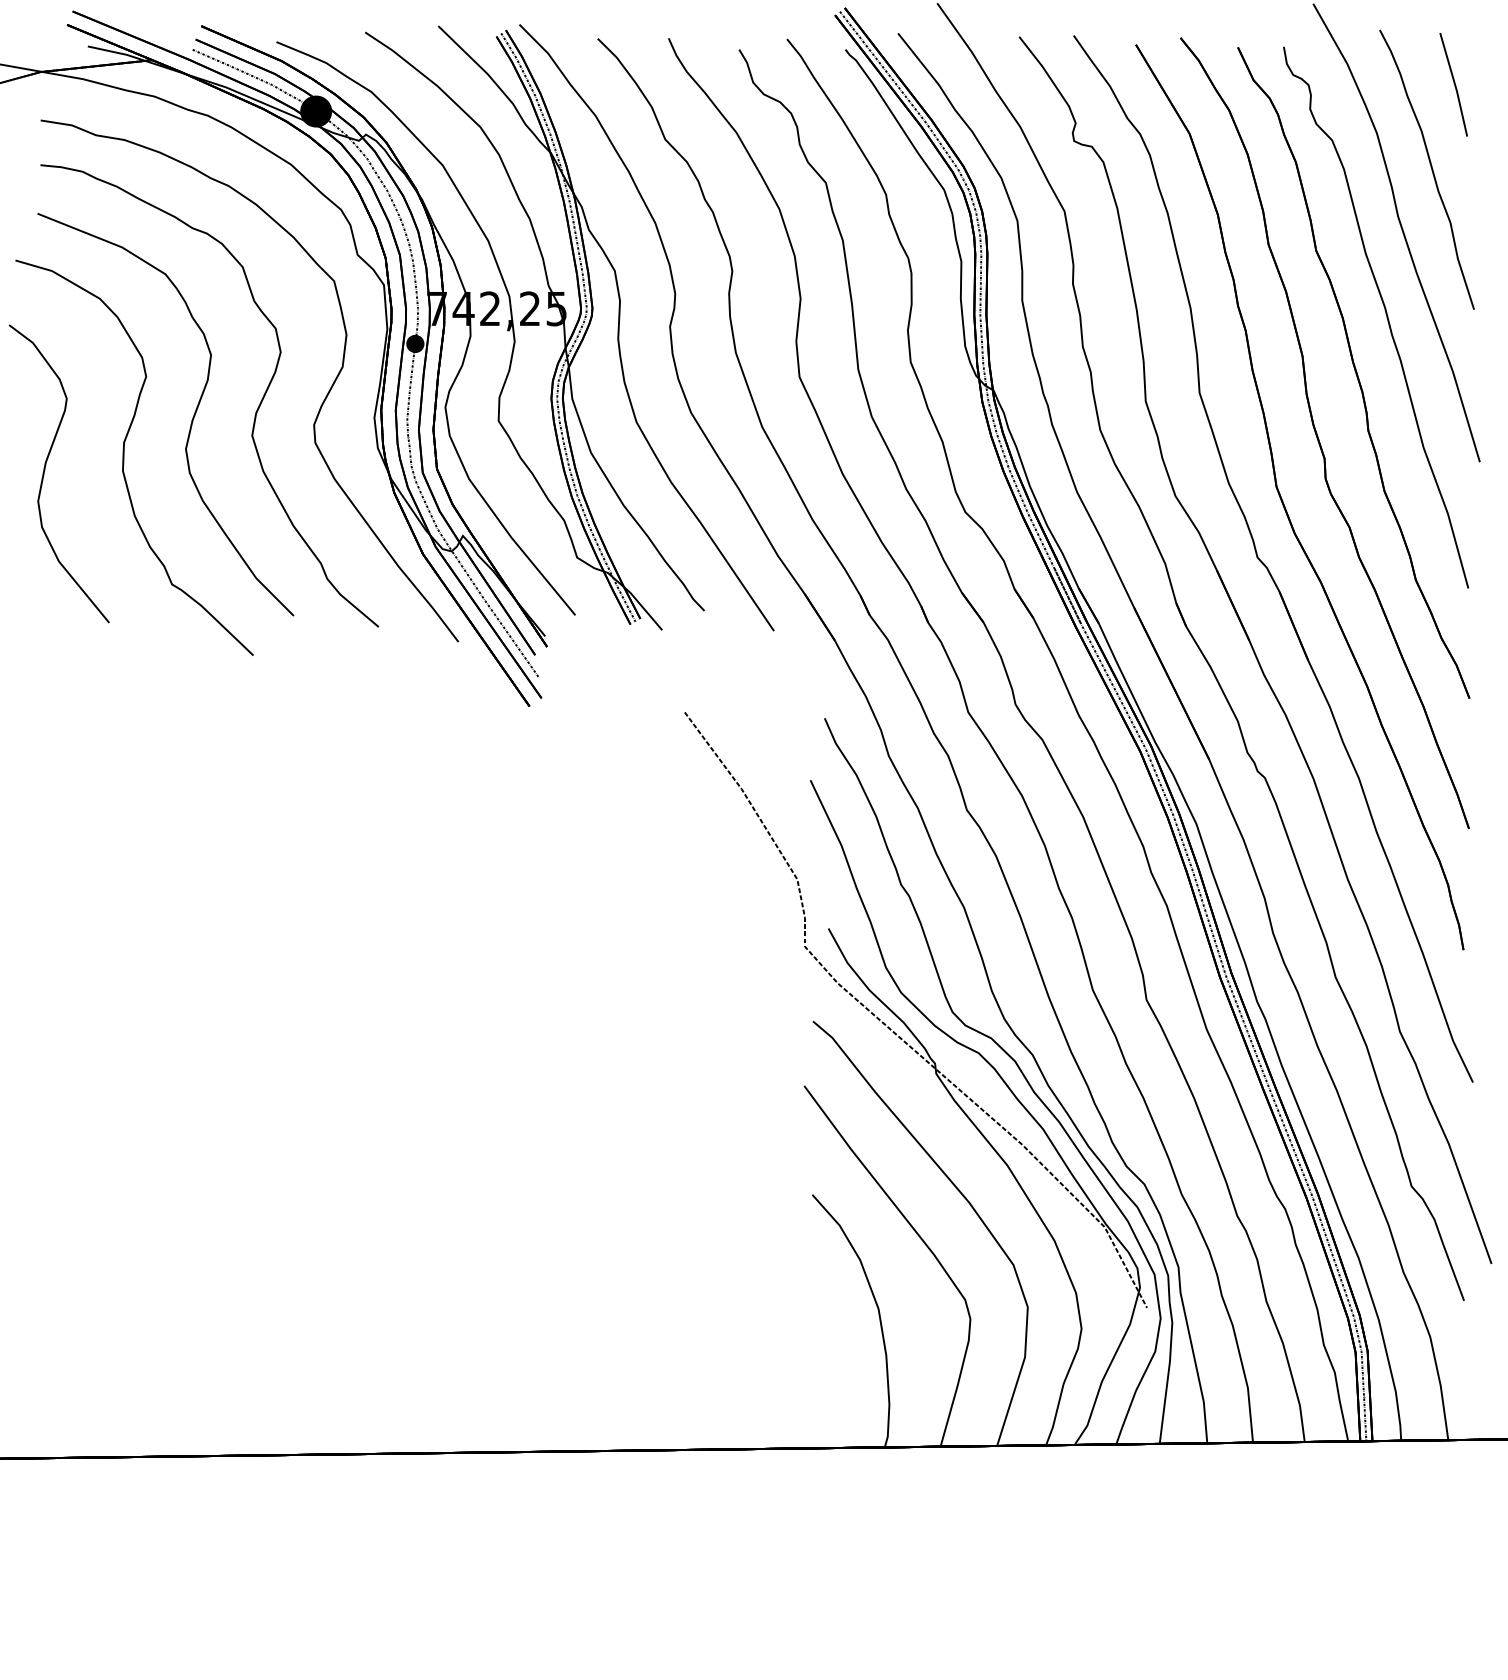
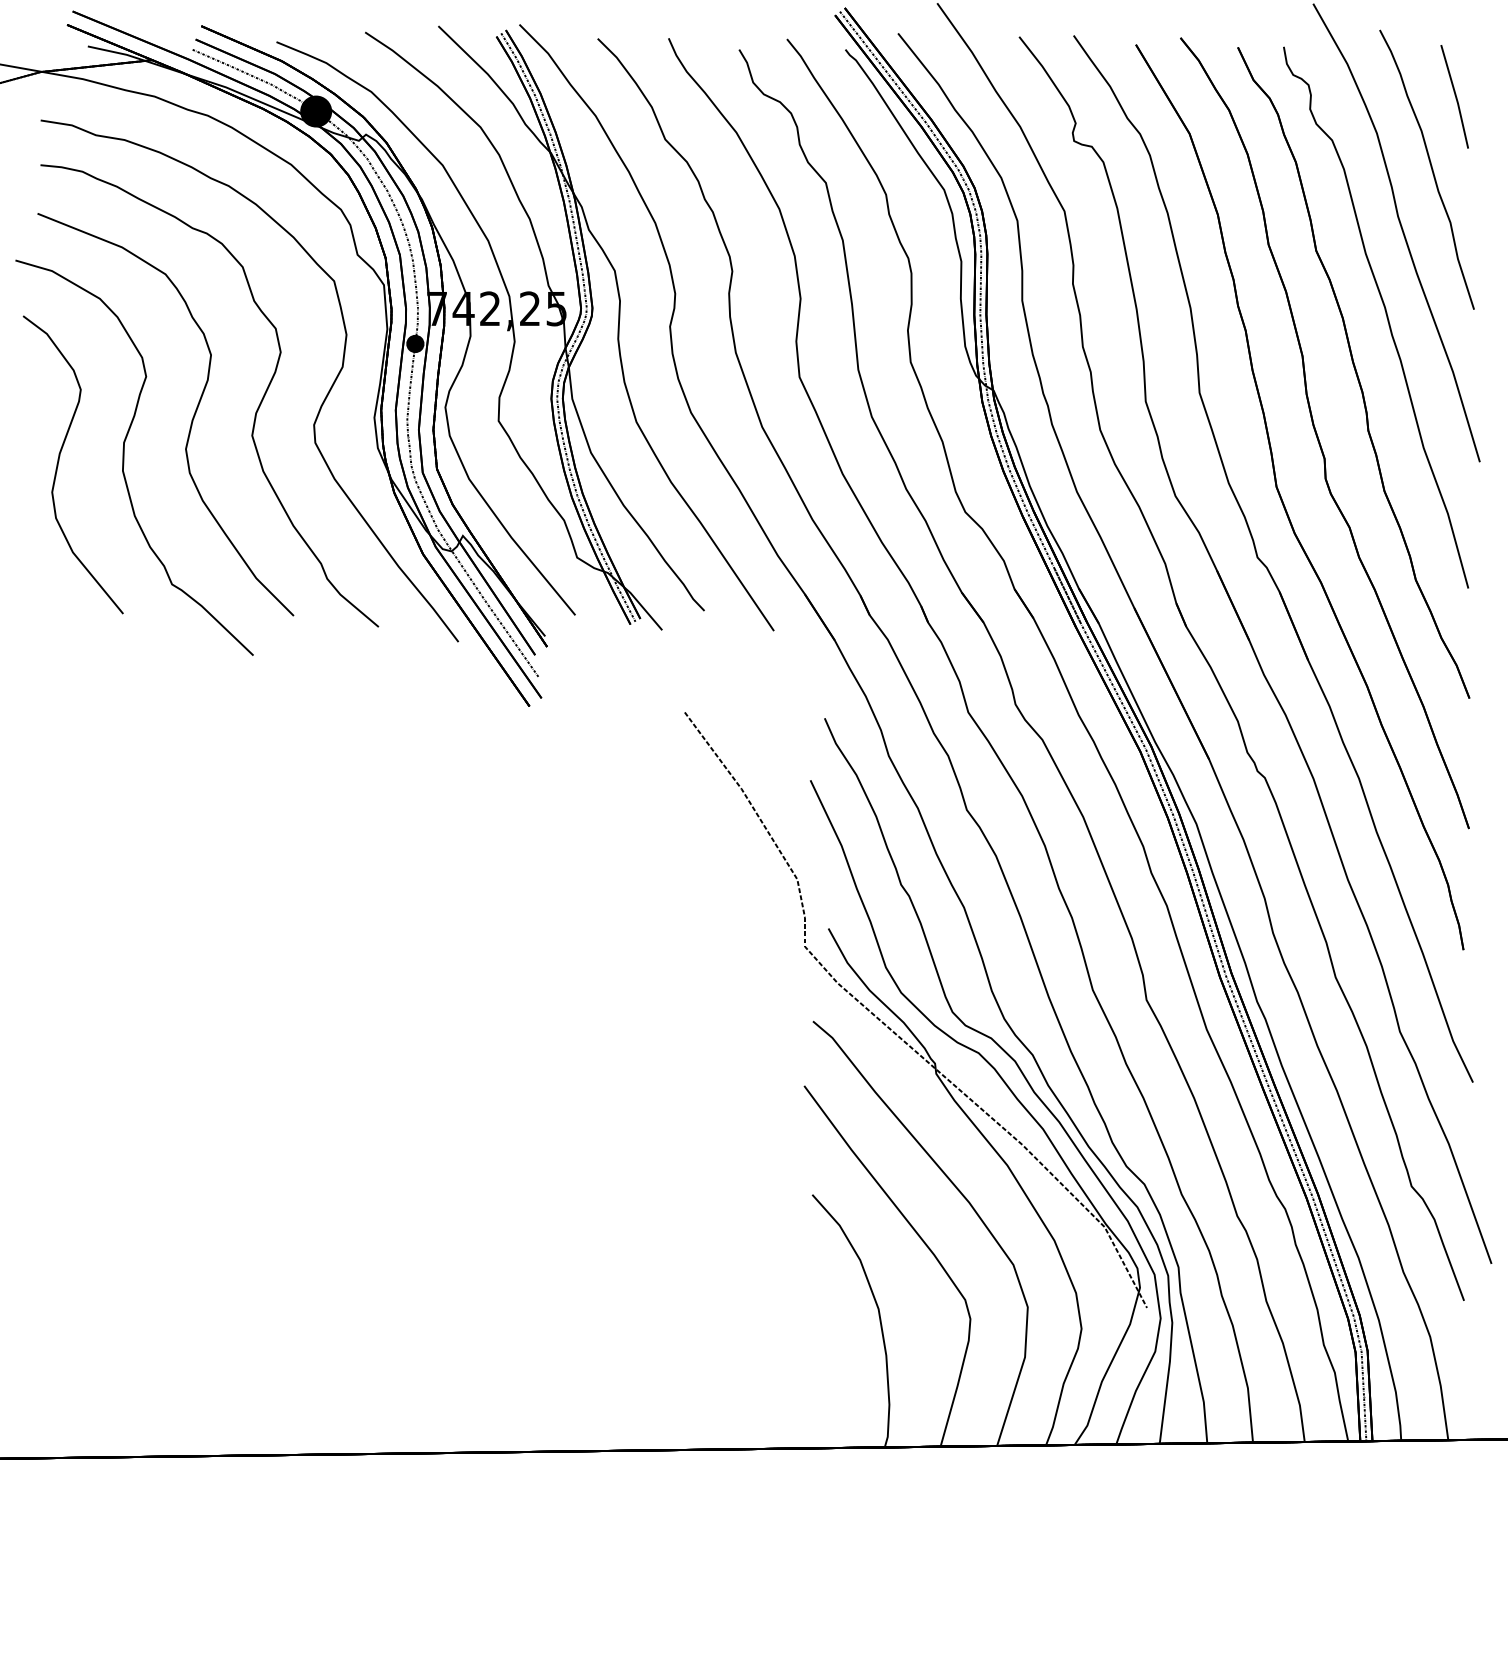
part position: (1453, 84) -> (1454, 96) (1454, 96)
curve position: (45, 470) -> (59, 461) (59, 461)
